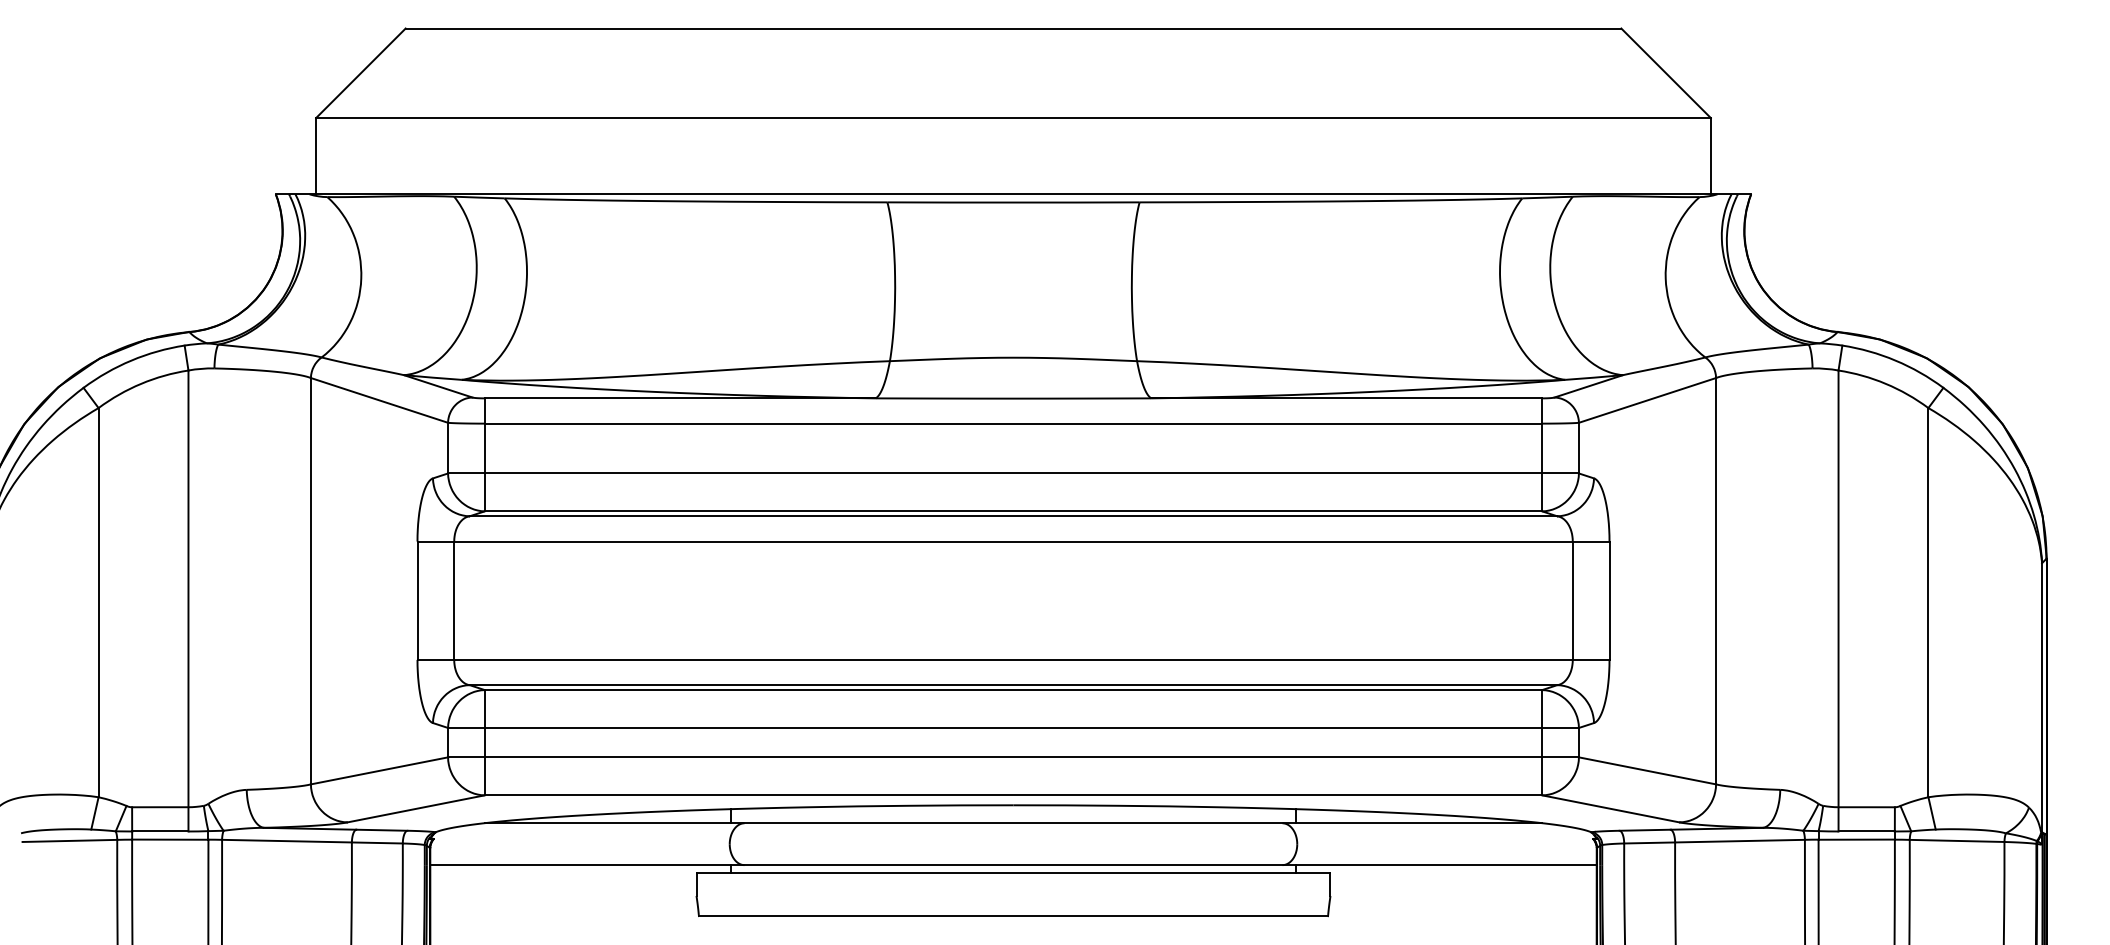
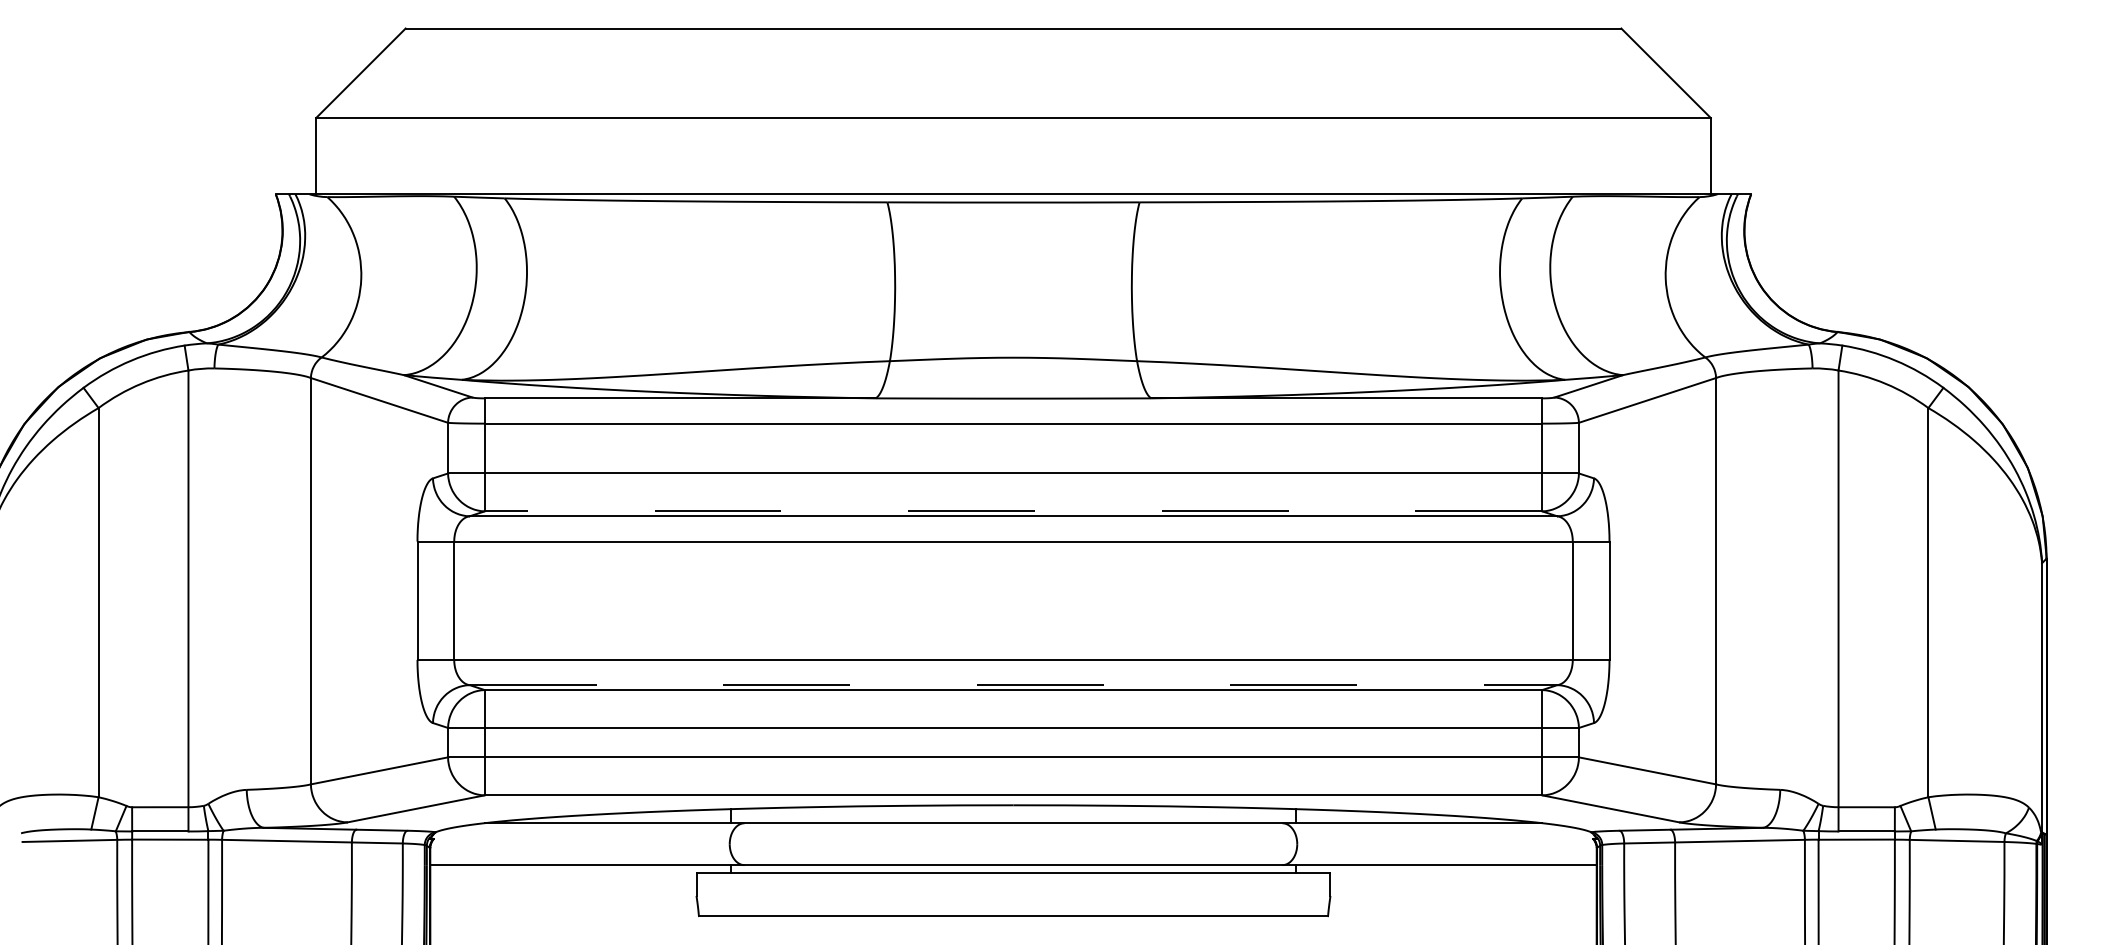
line: solid -> dashed (1013, 511)
line: solid -> dashed (1013, 685)
